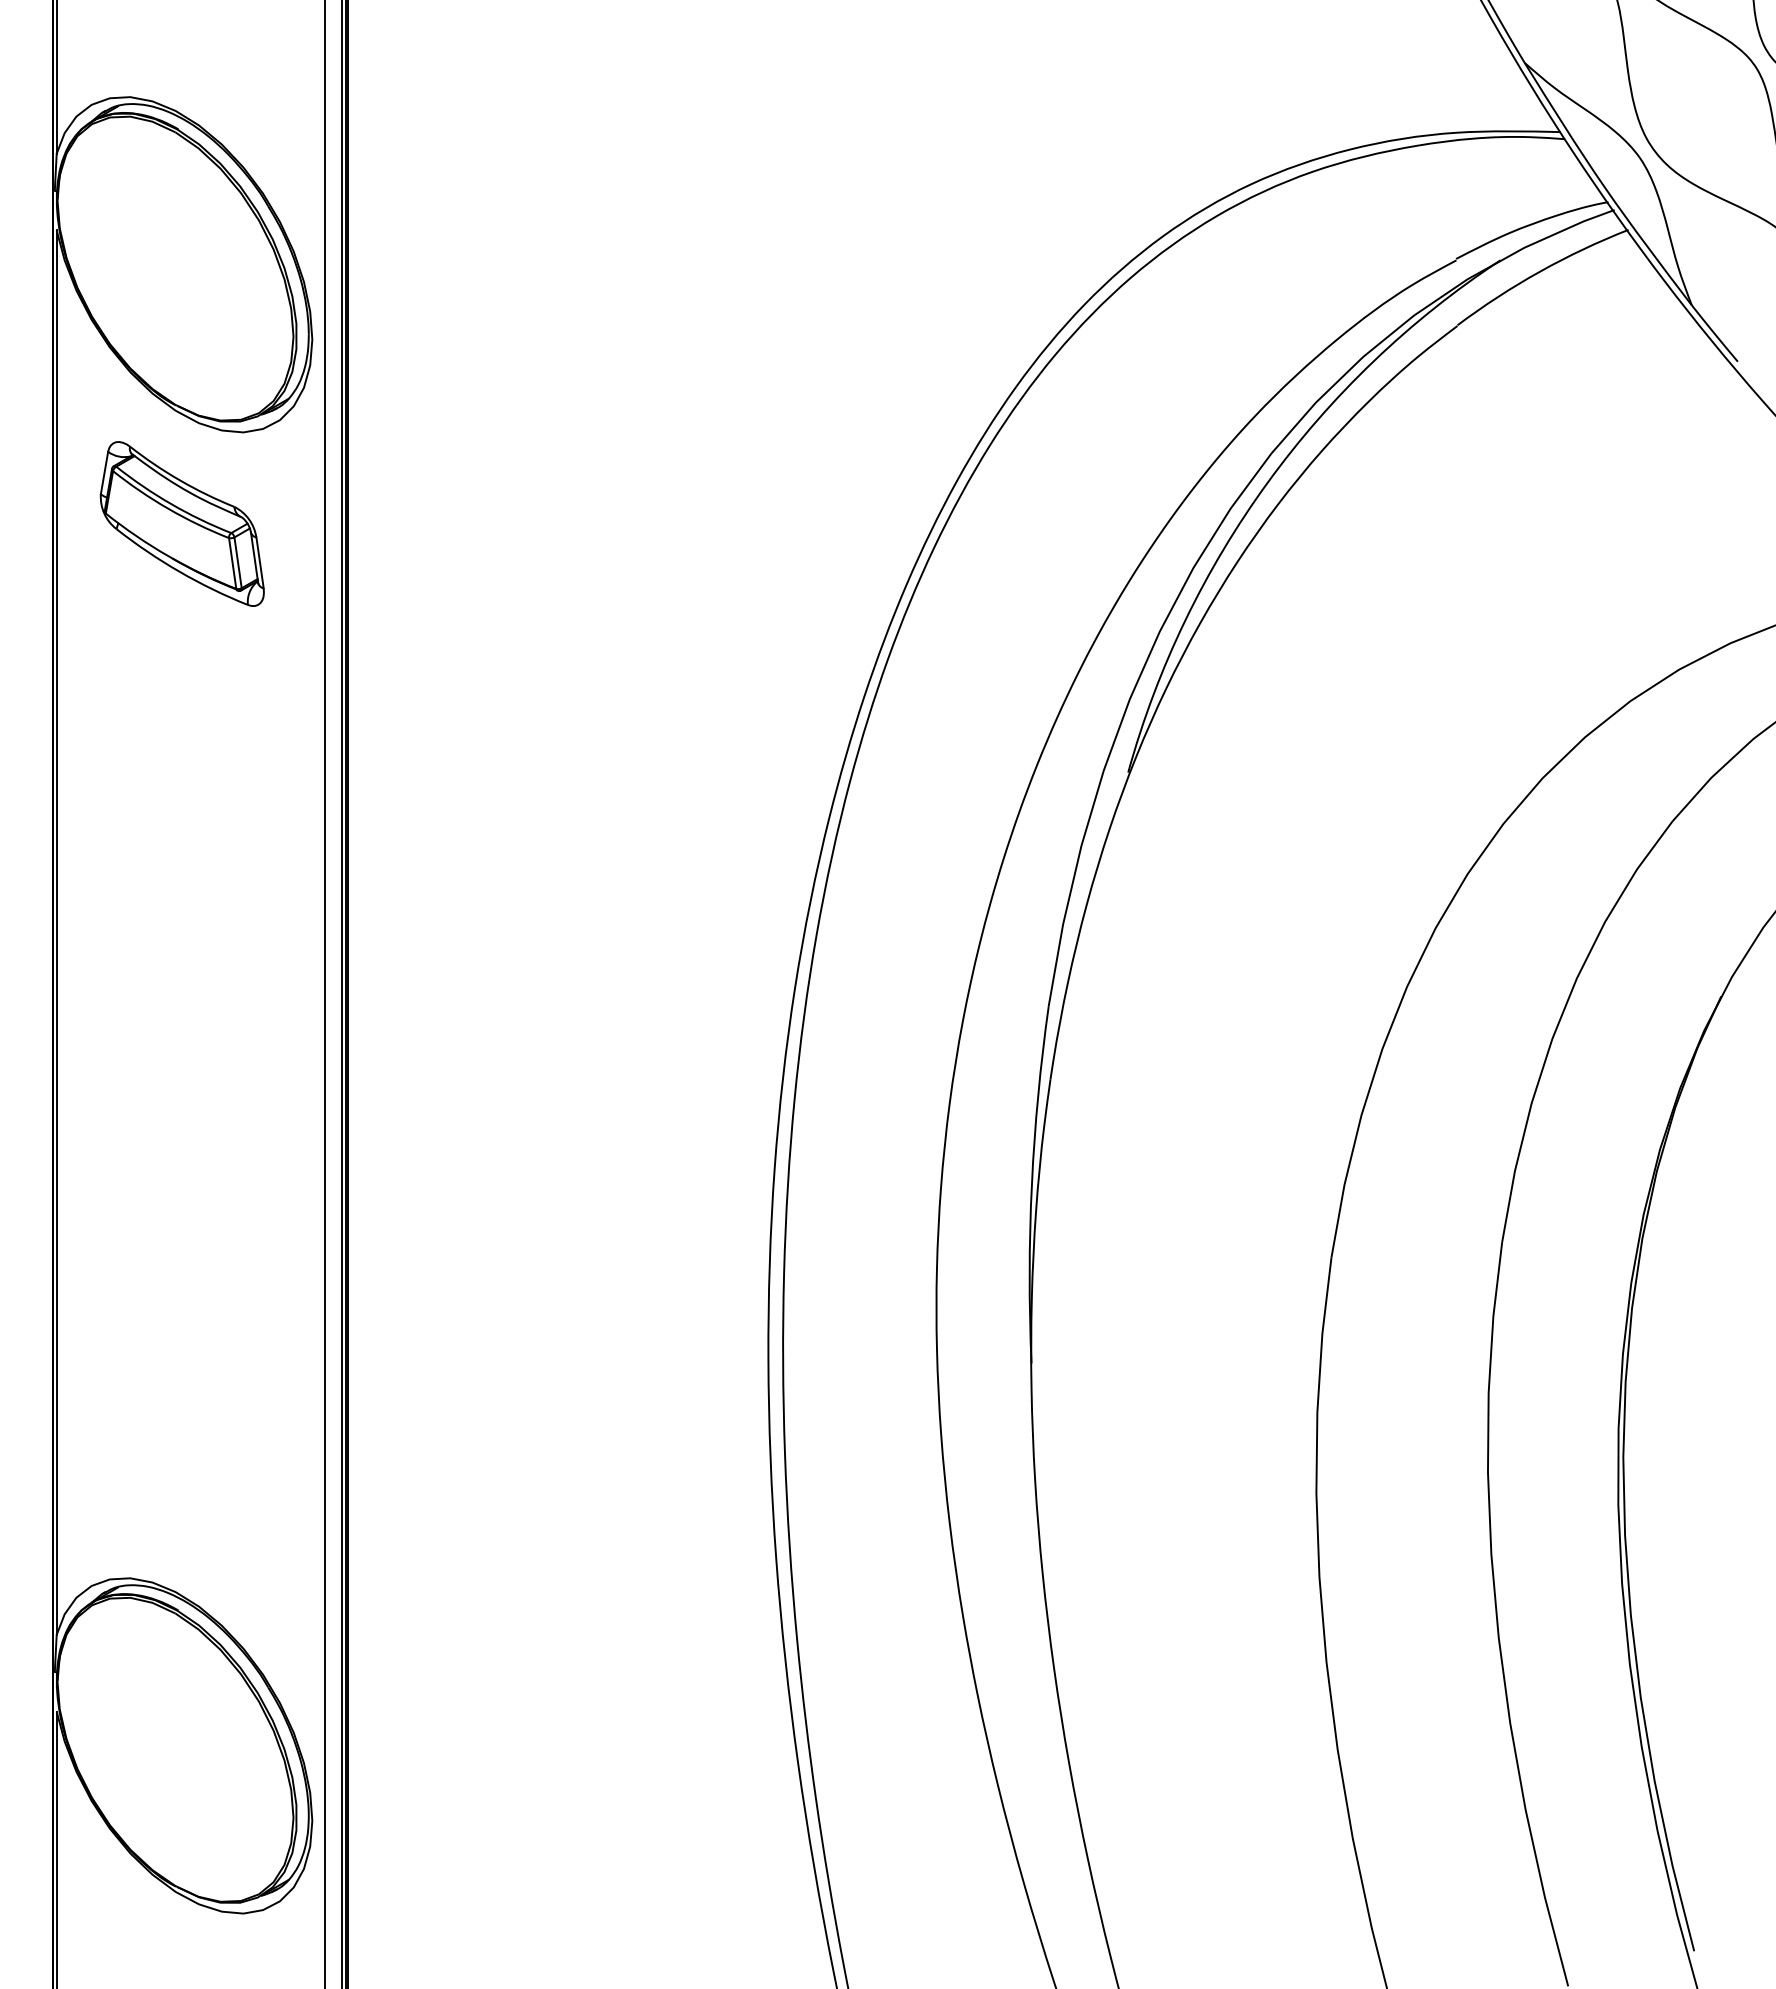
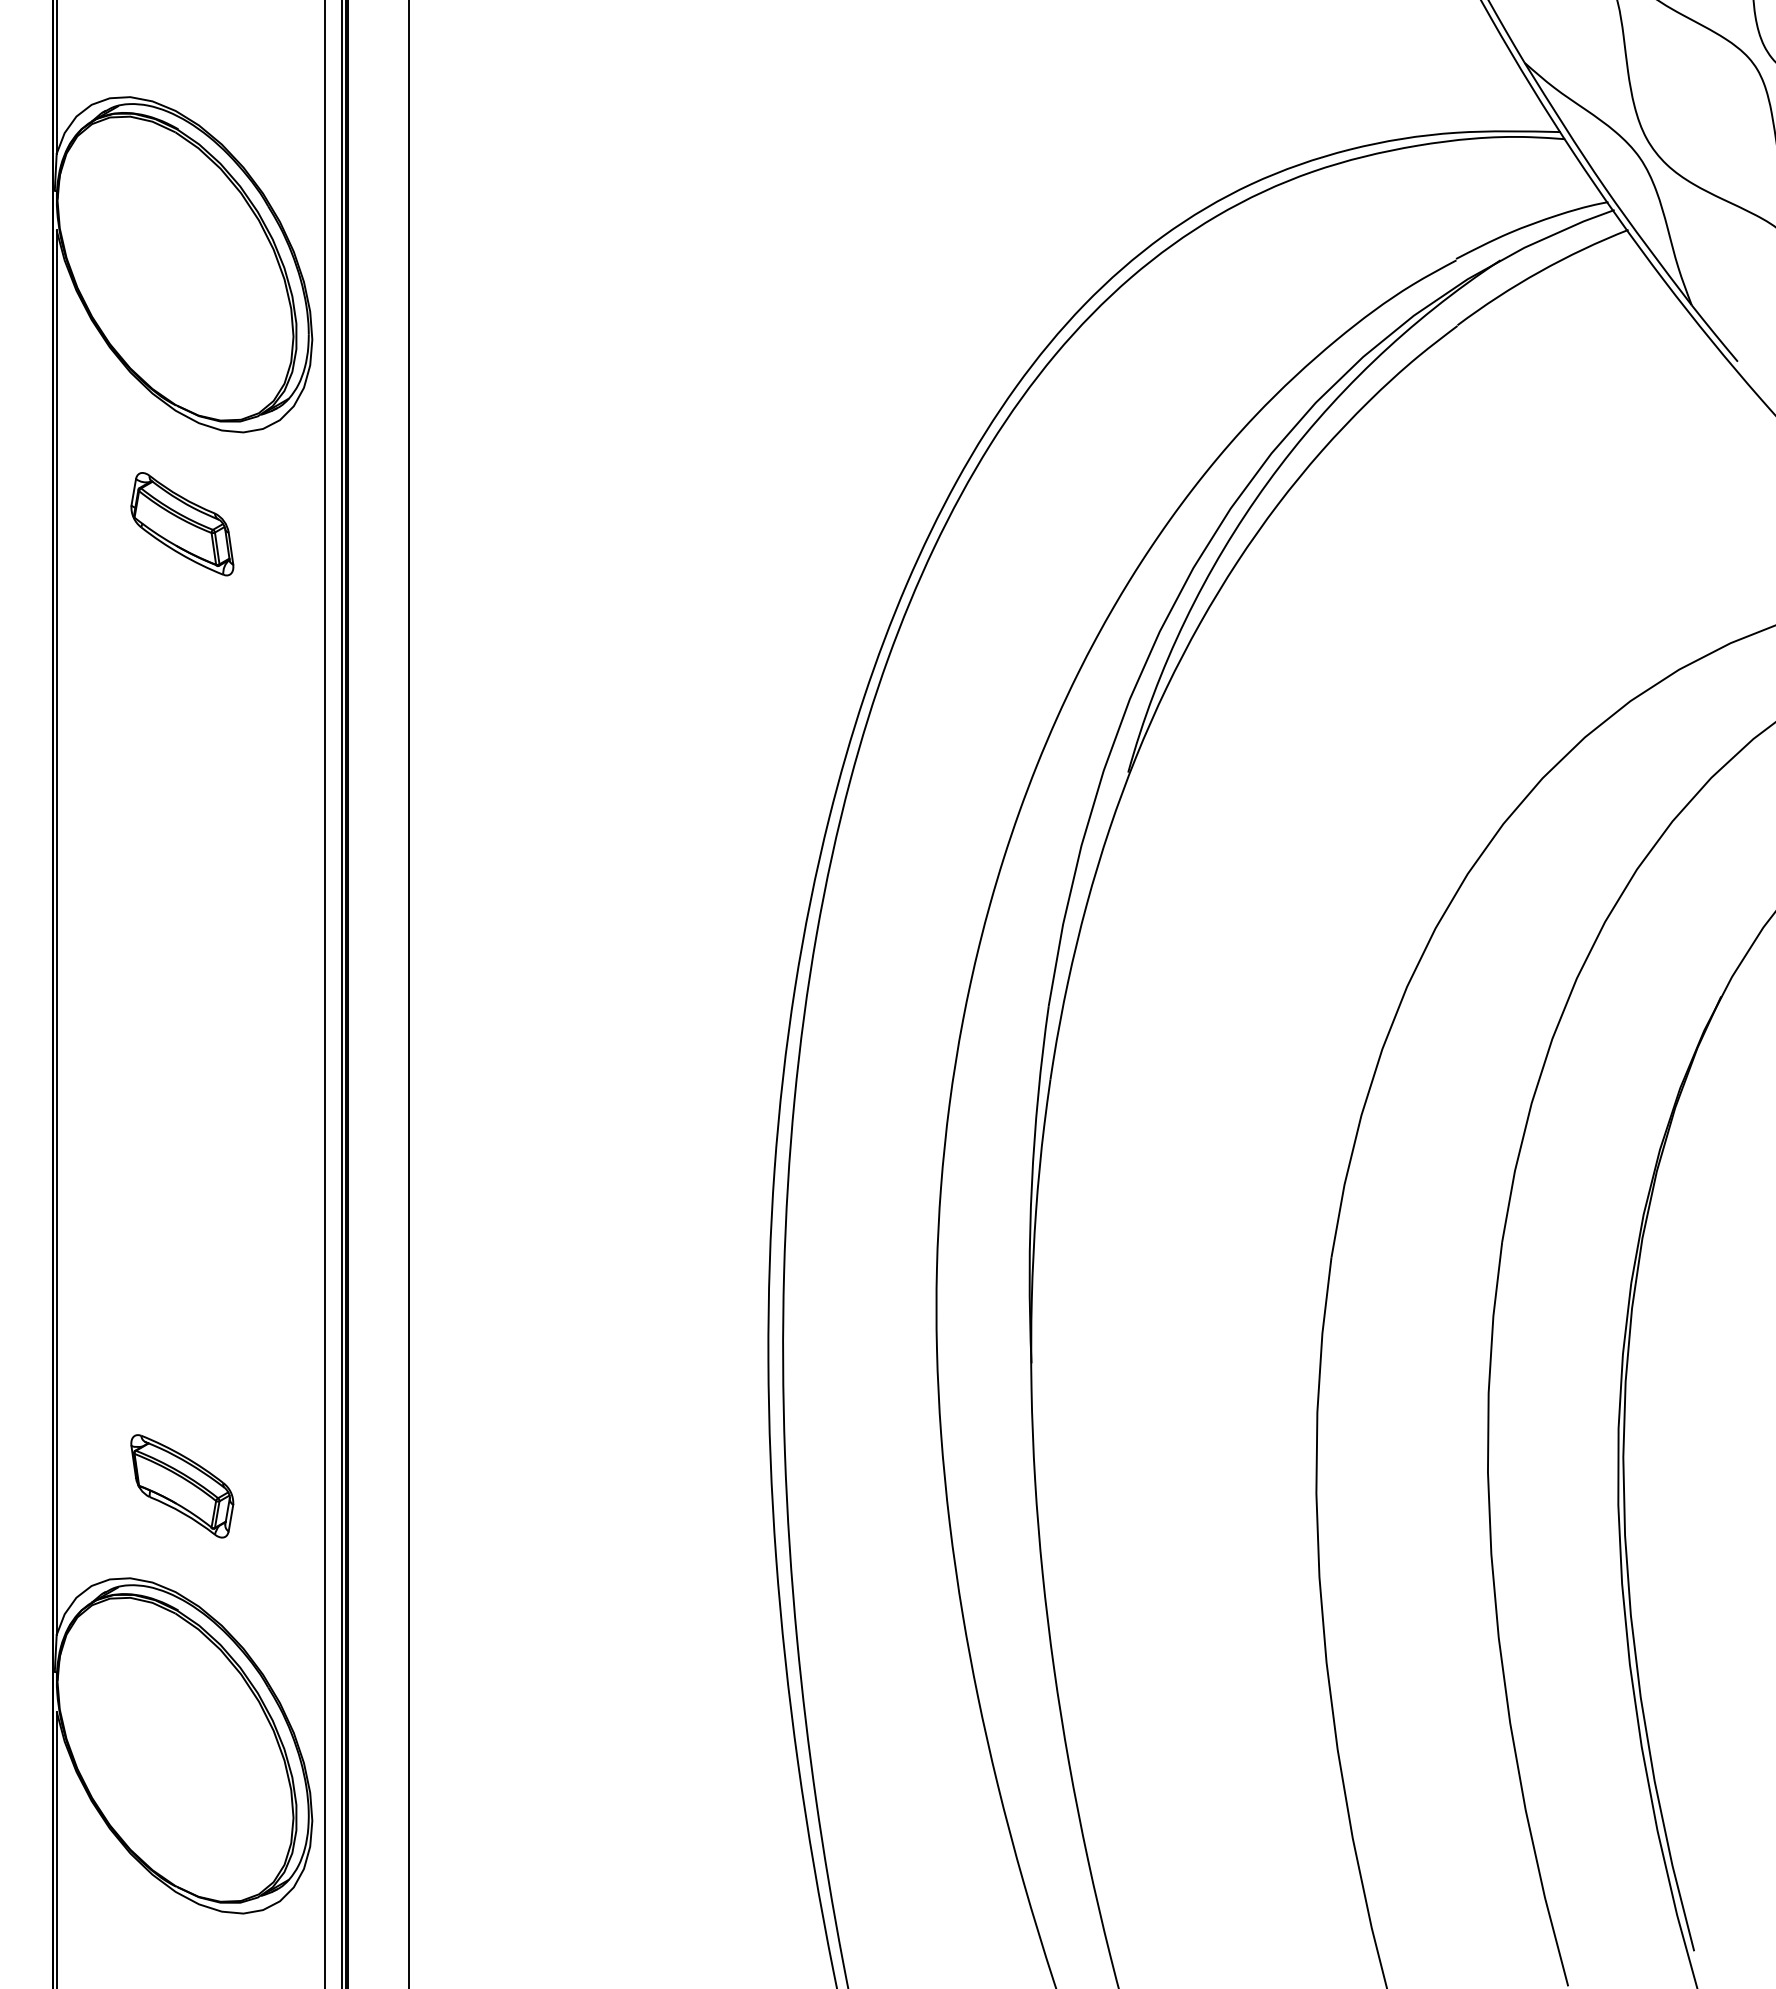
part size: 166x166 px -> 105x105 px (182, 524)
line: none -> present (408, 993)
part: none -> present (182, 1486)
